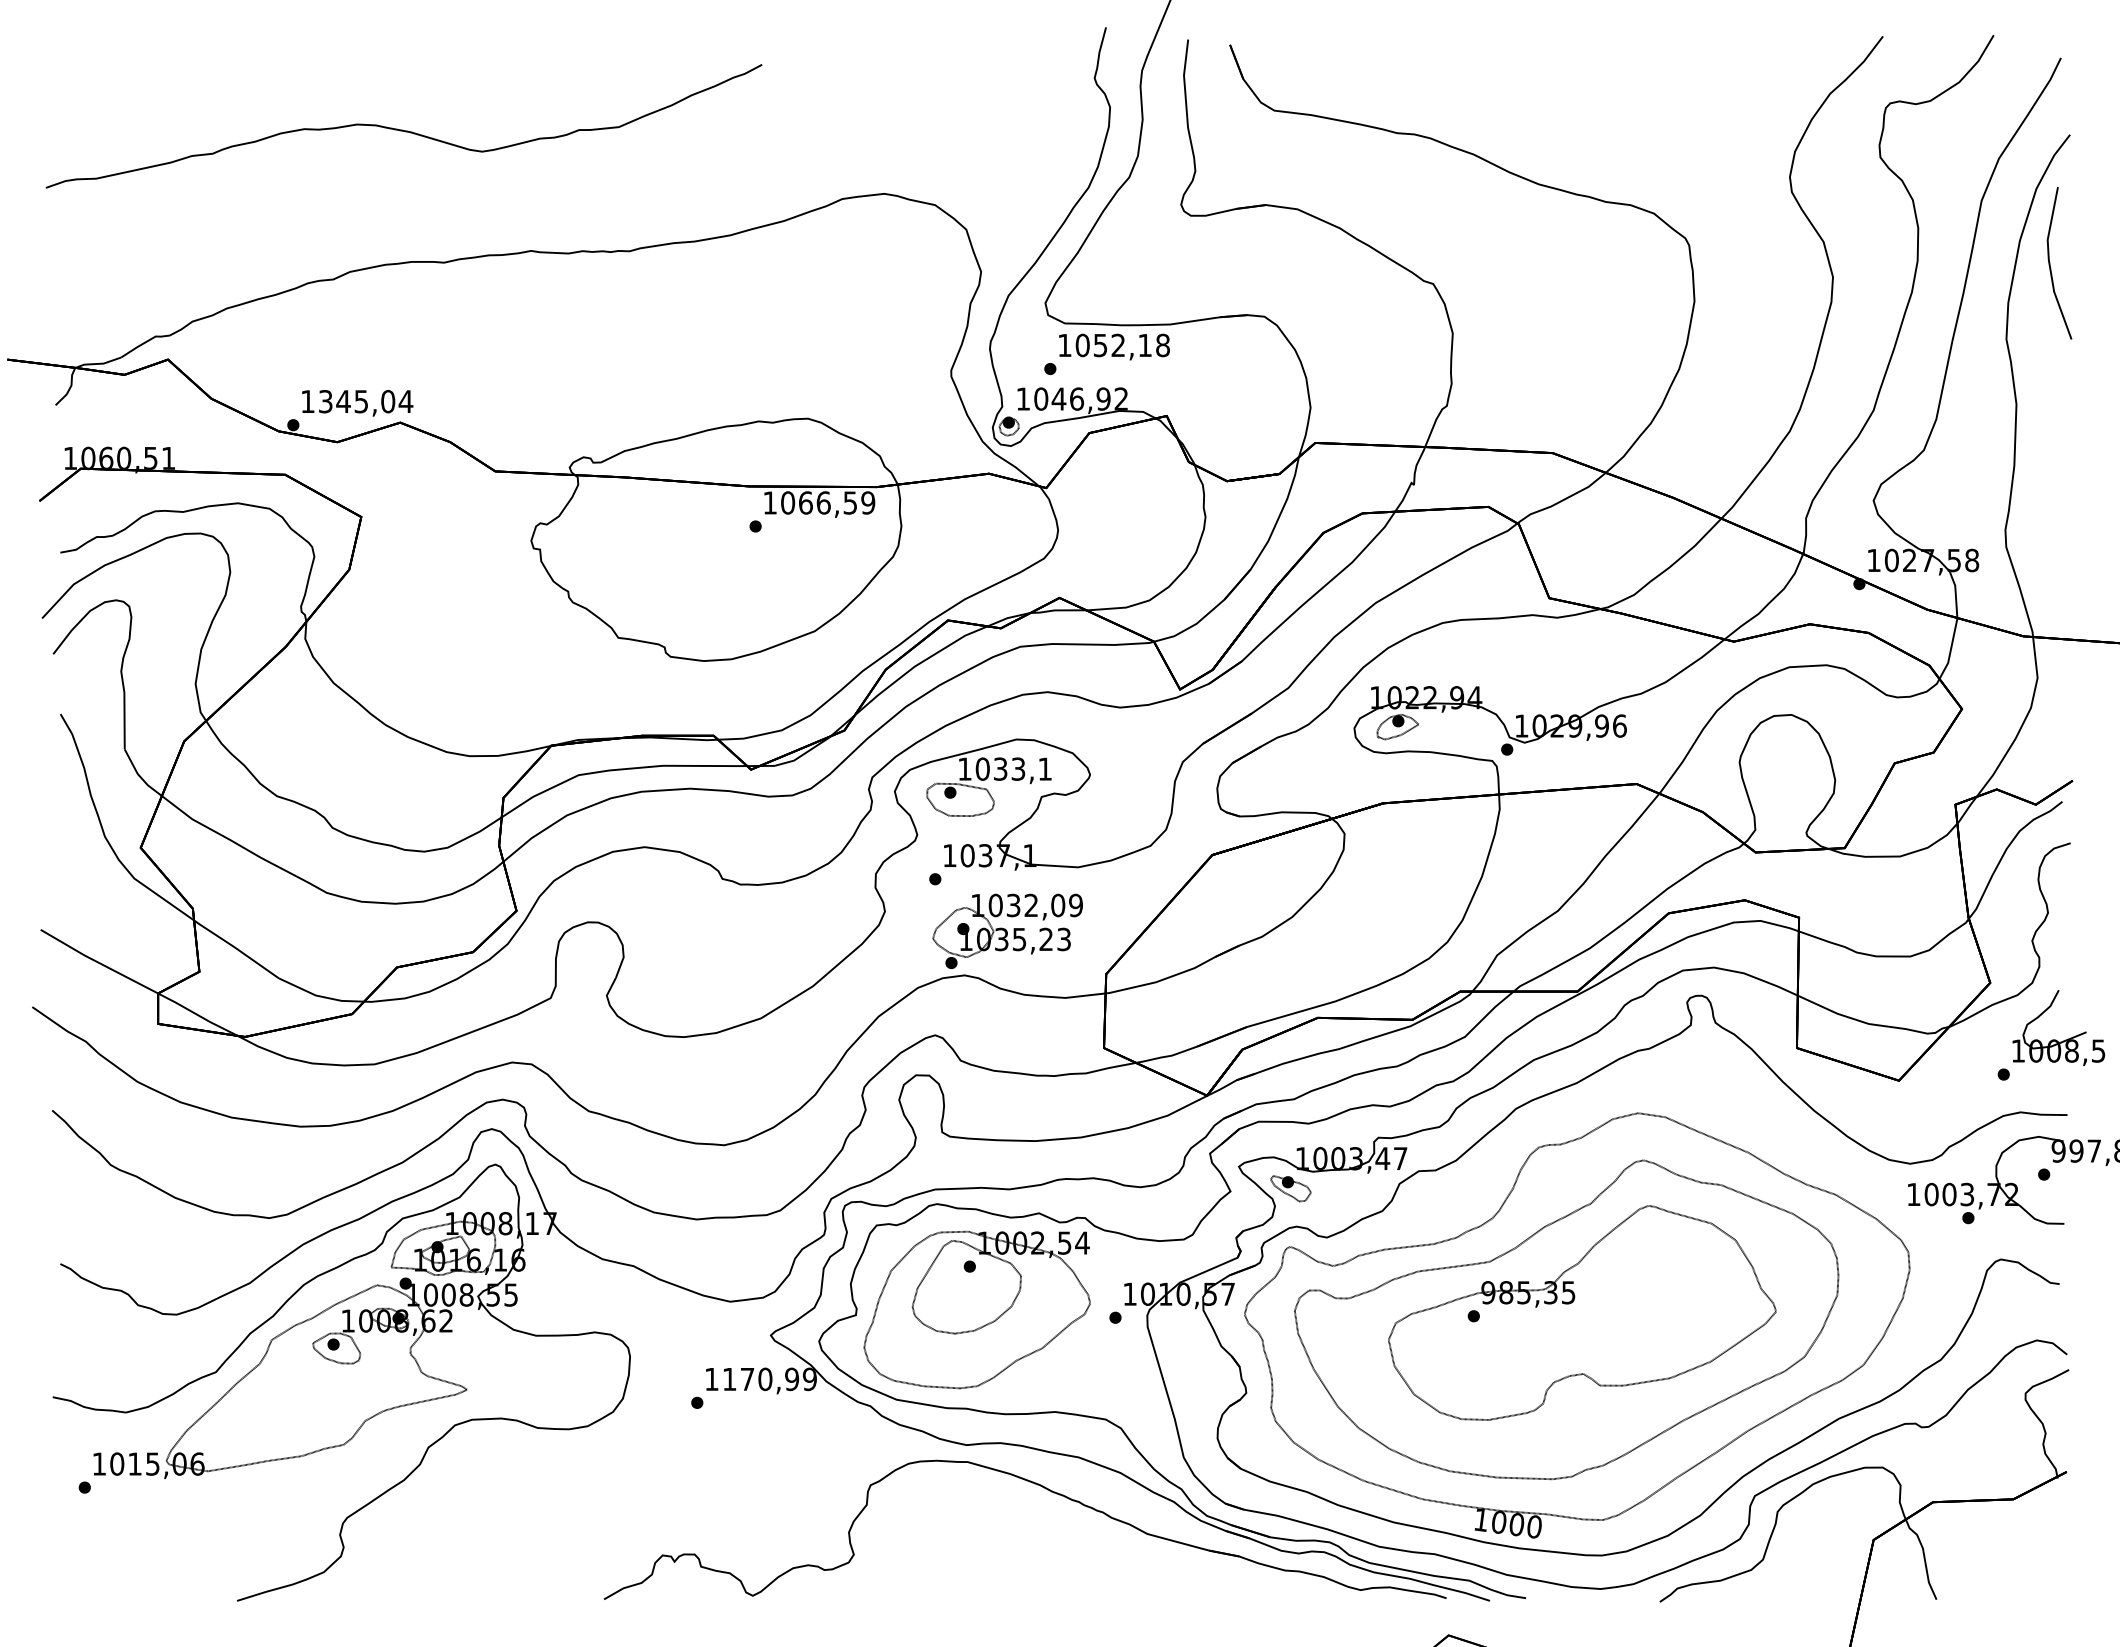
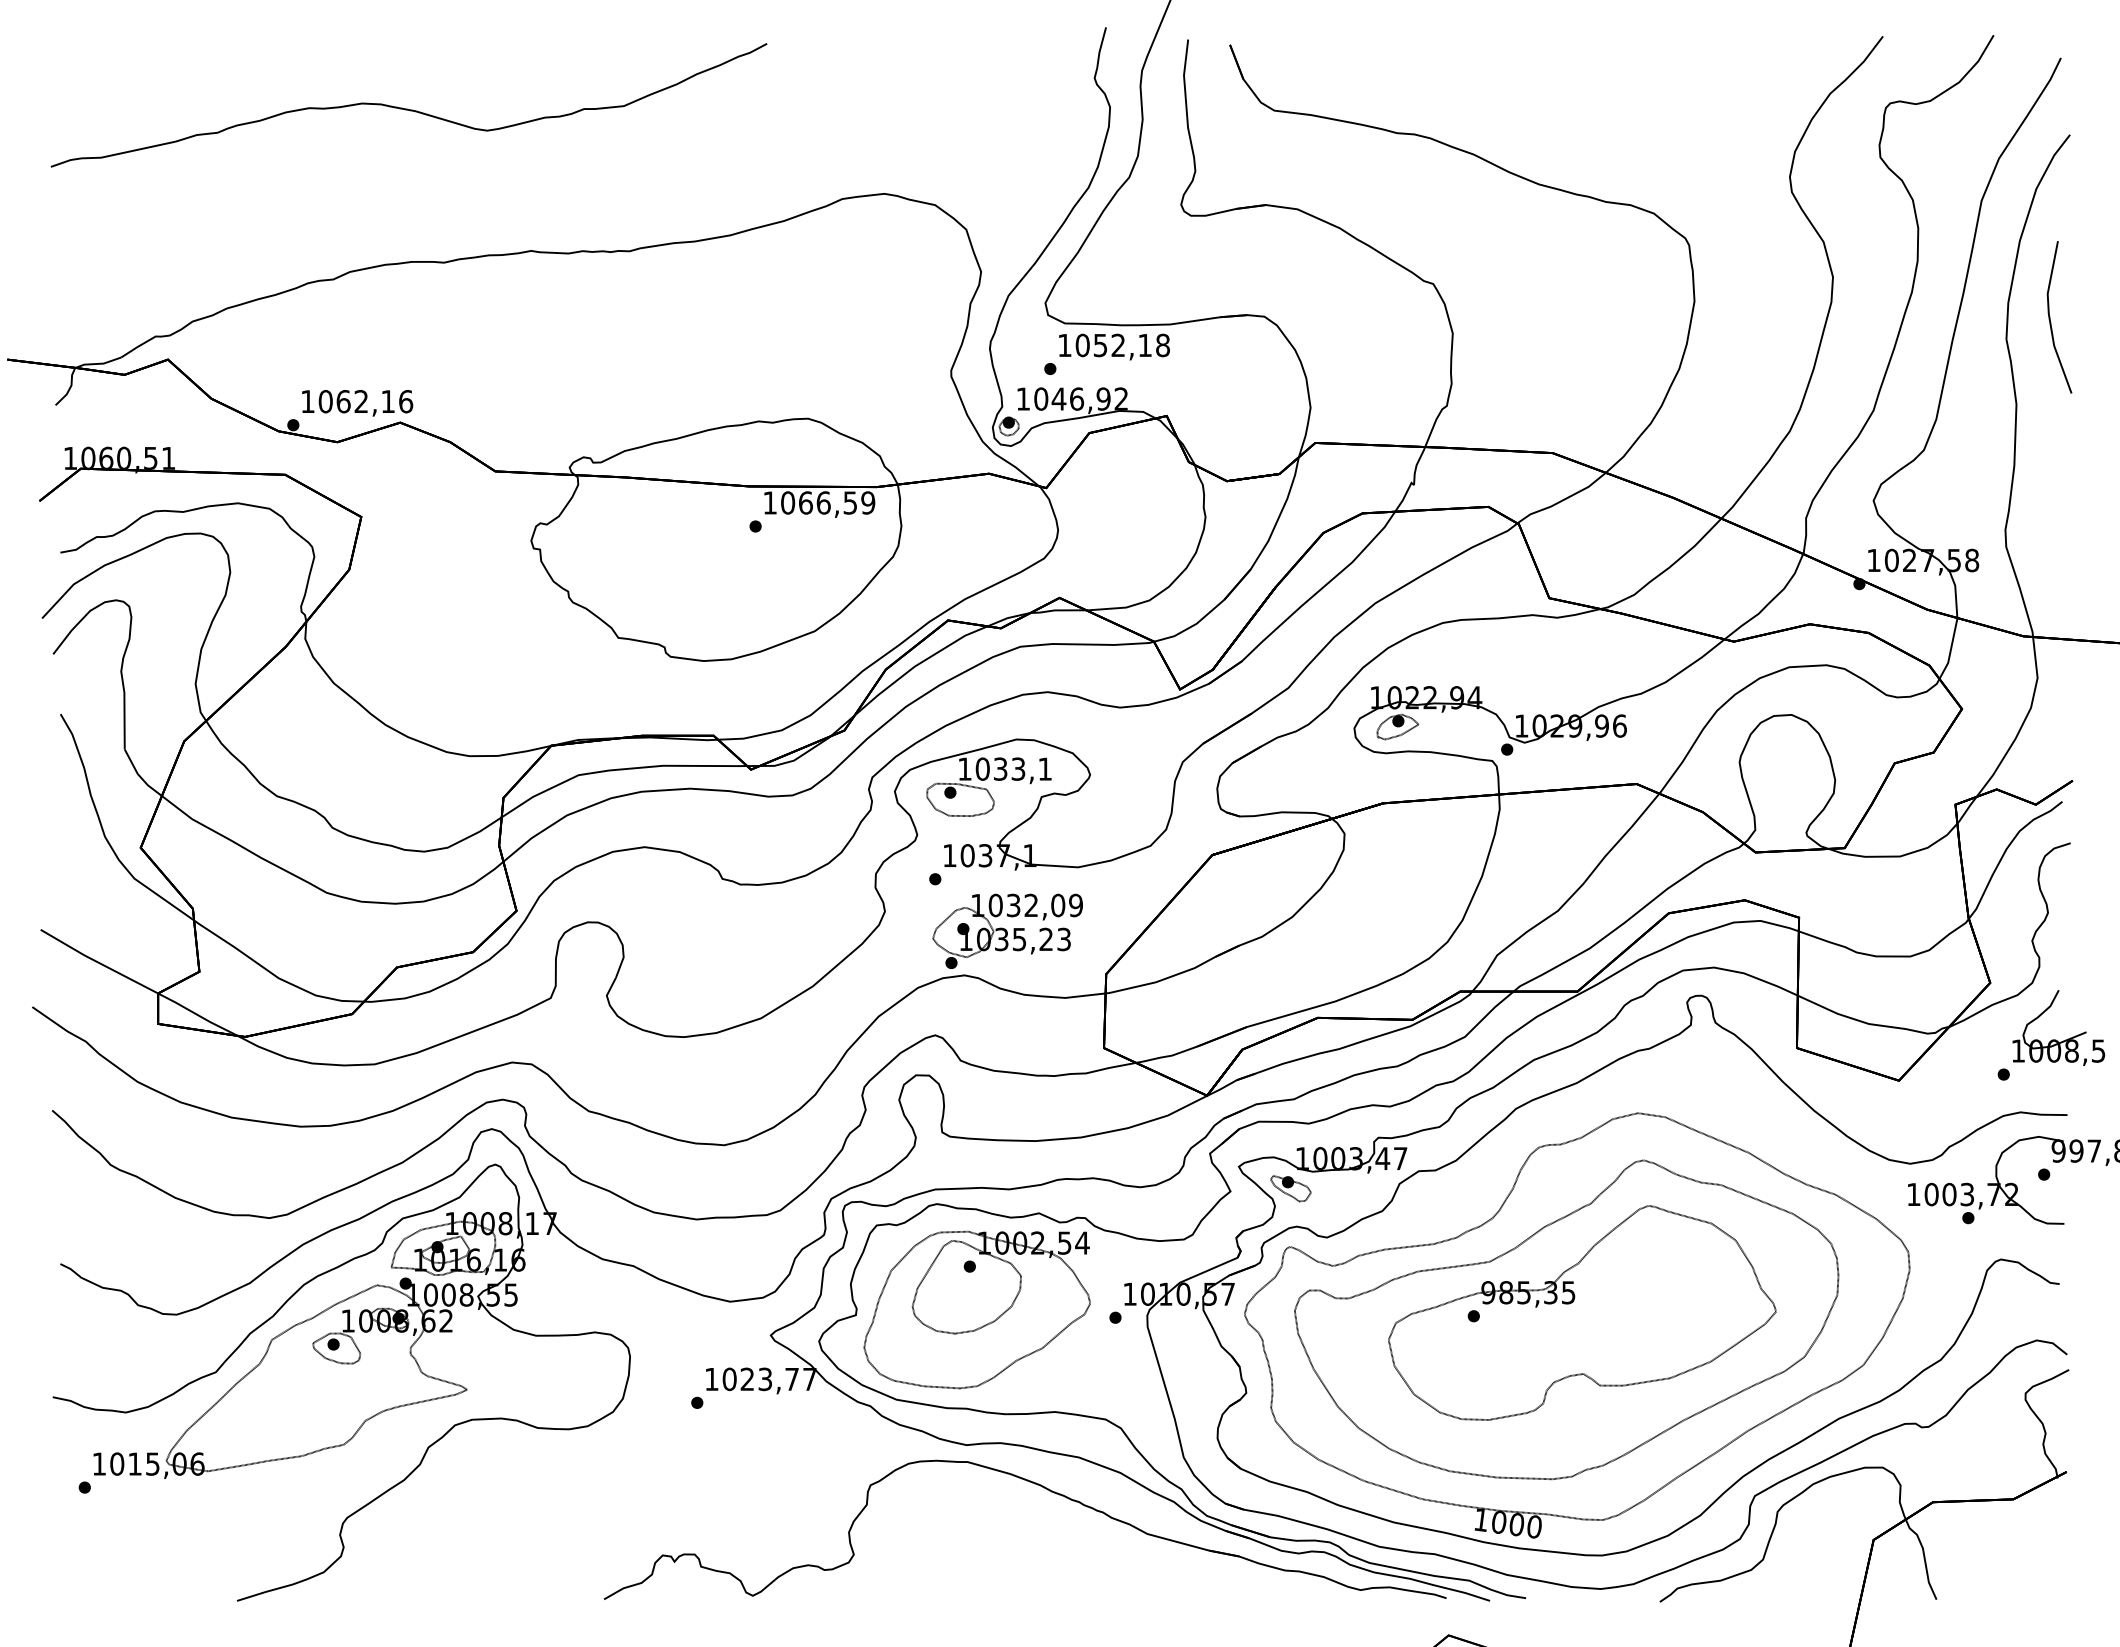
curve position: (402, 129) -> (407, 108) (407, 108)
line position: (2050, 263) -> (2050, 317) (2050, 317)
text: 1345,04 -> 1062,16 (365, 401)
text: 1170,99 -> 1023,77 (769, 1379)
